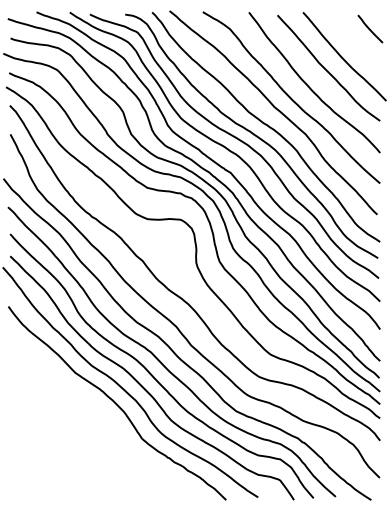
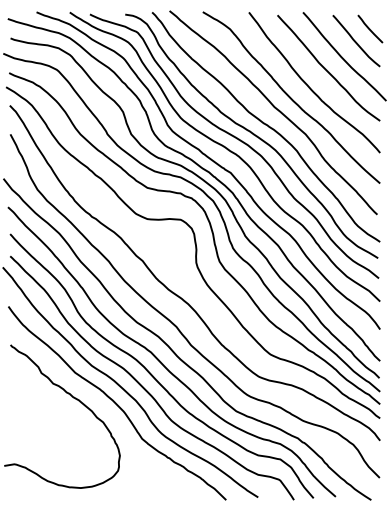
curve: none -> present (356, 41)
curve: none -> present (73, 398)
